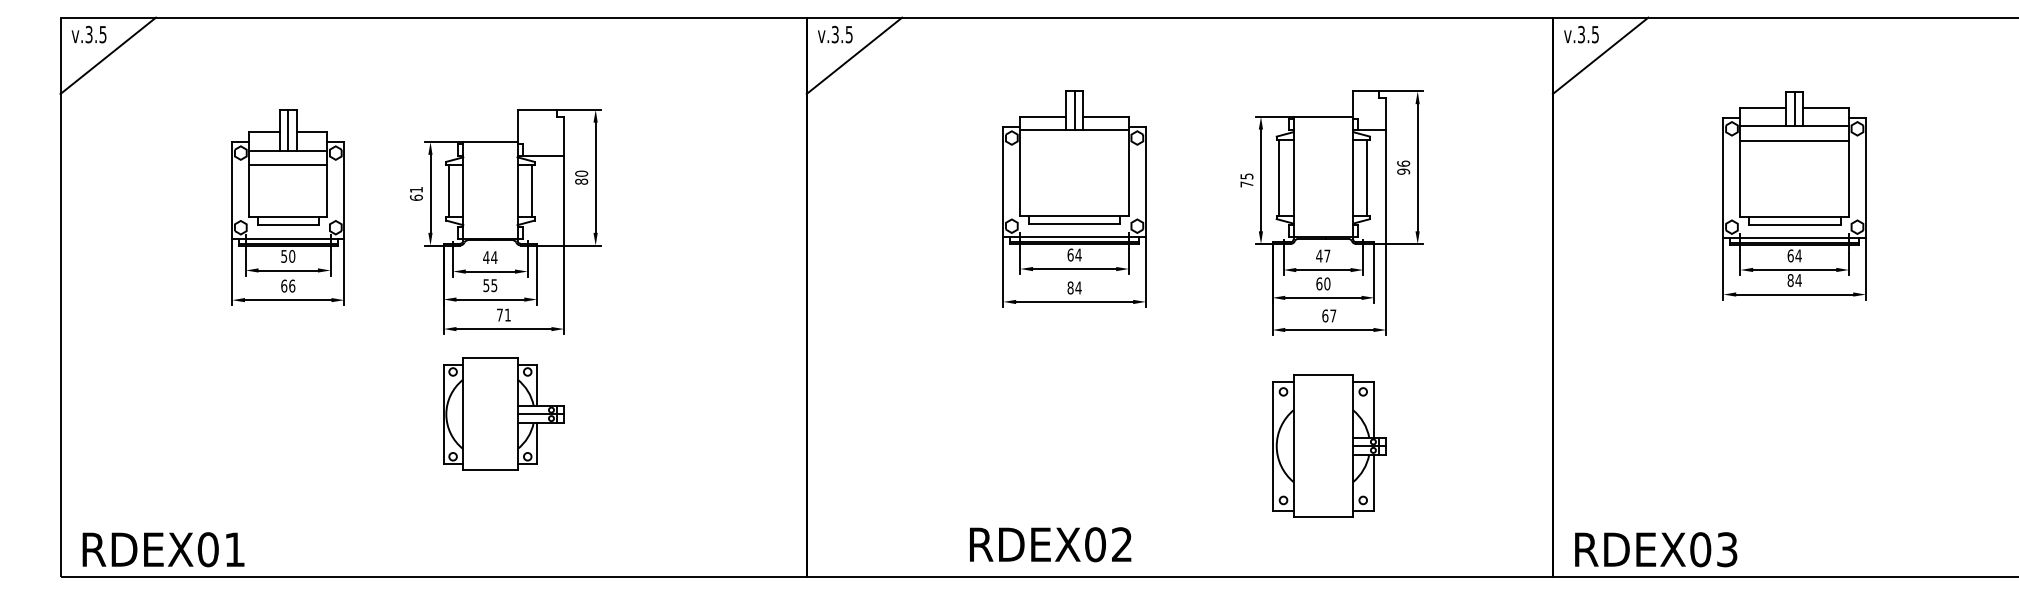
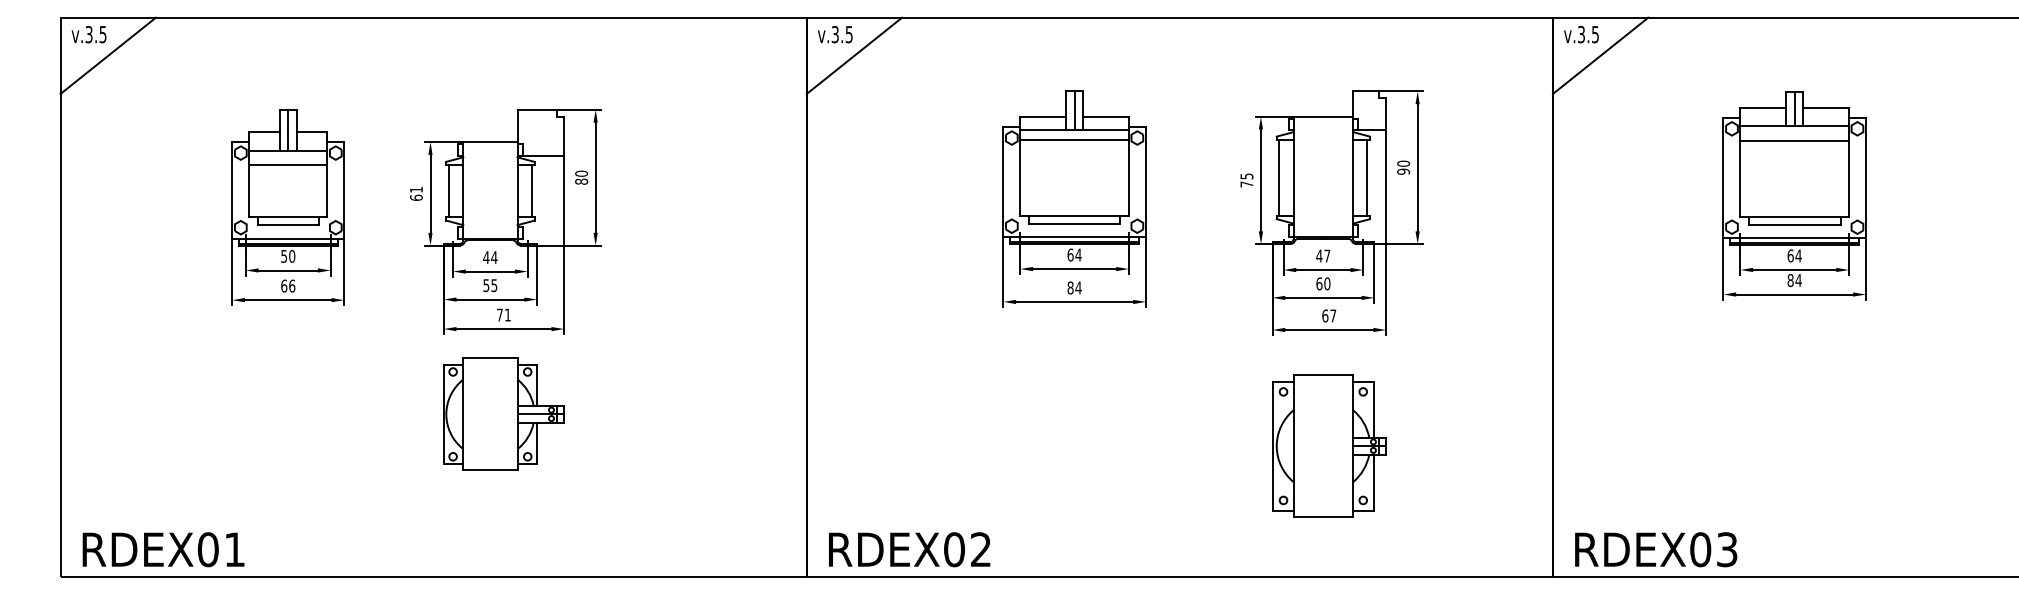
line: none -> present (1074, 140)
text: 96 -> 90 (1403, 163)
text position: (1050, 544) -> (909, 549) (909, 549)
